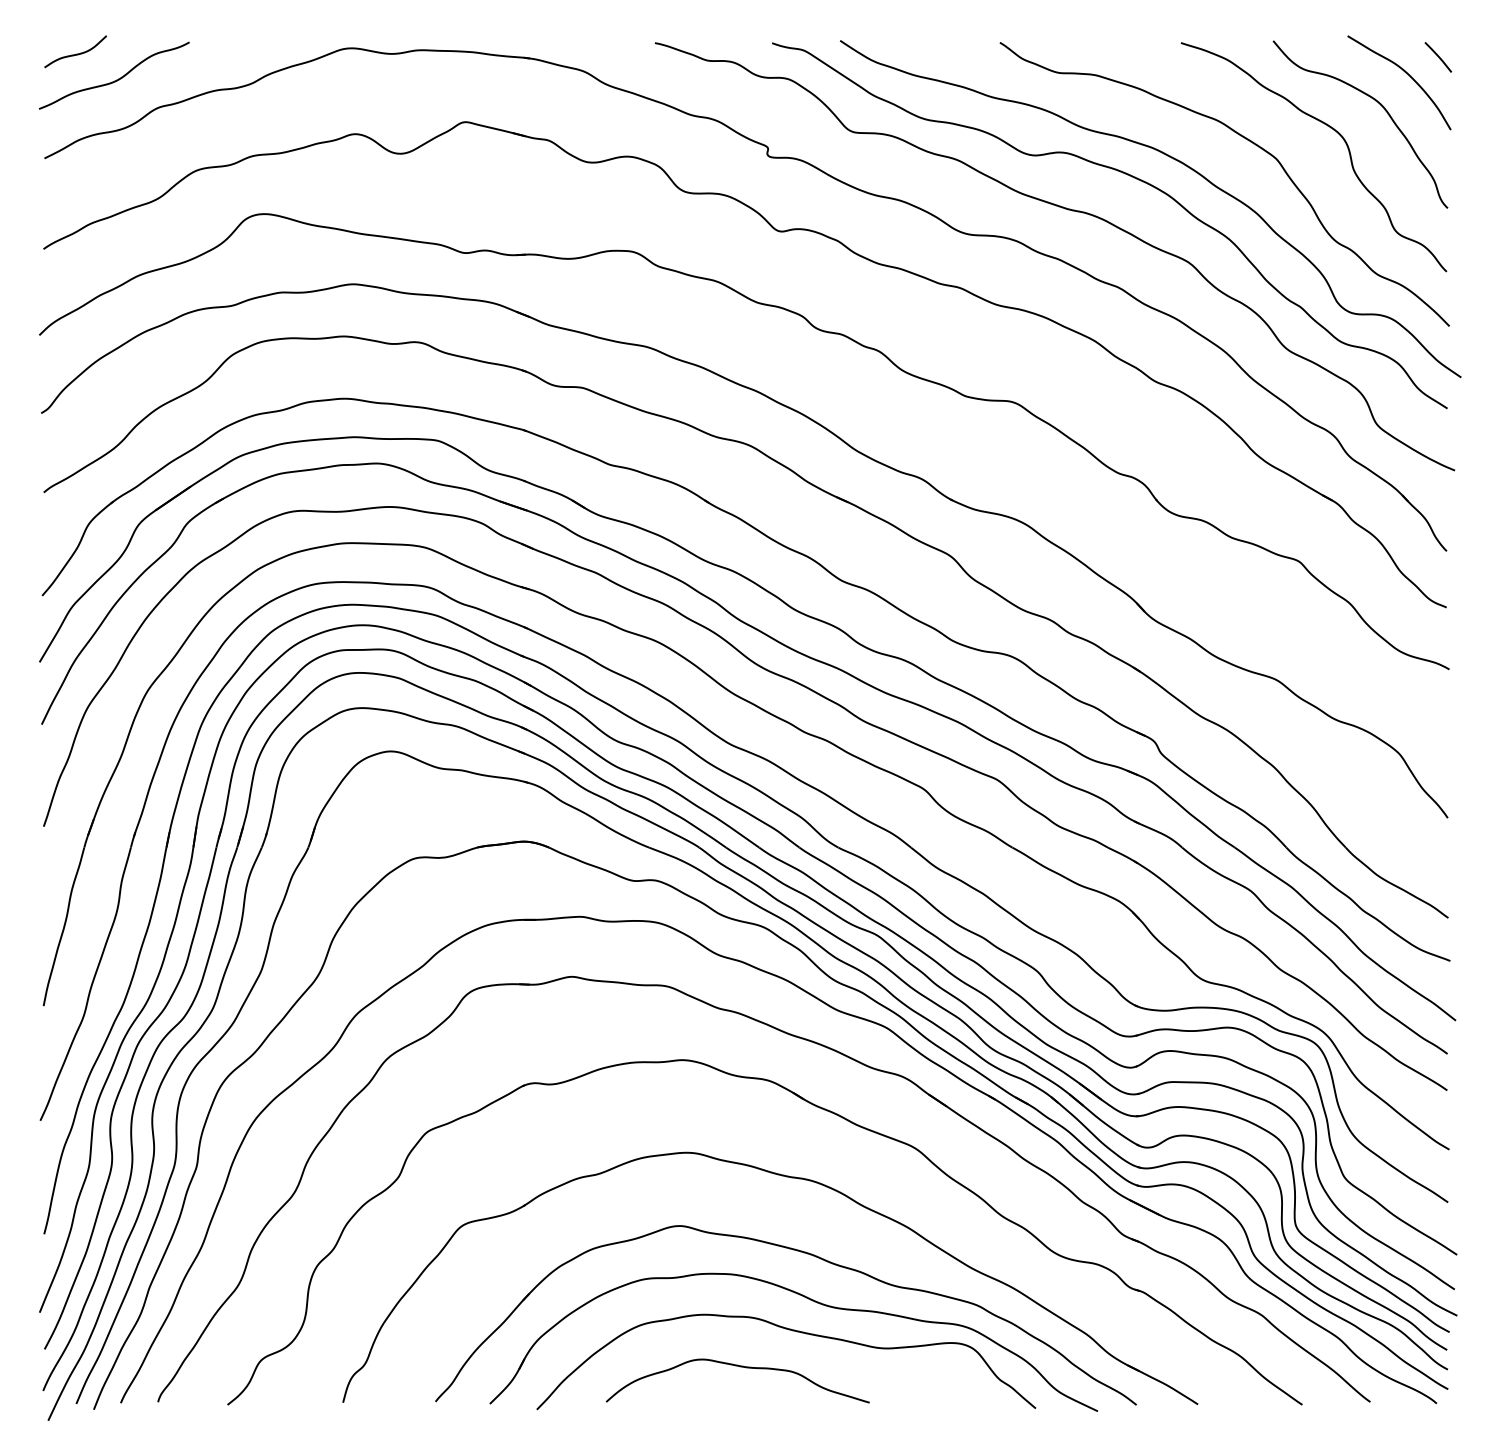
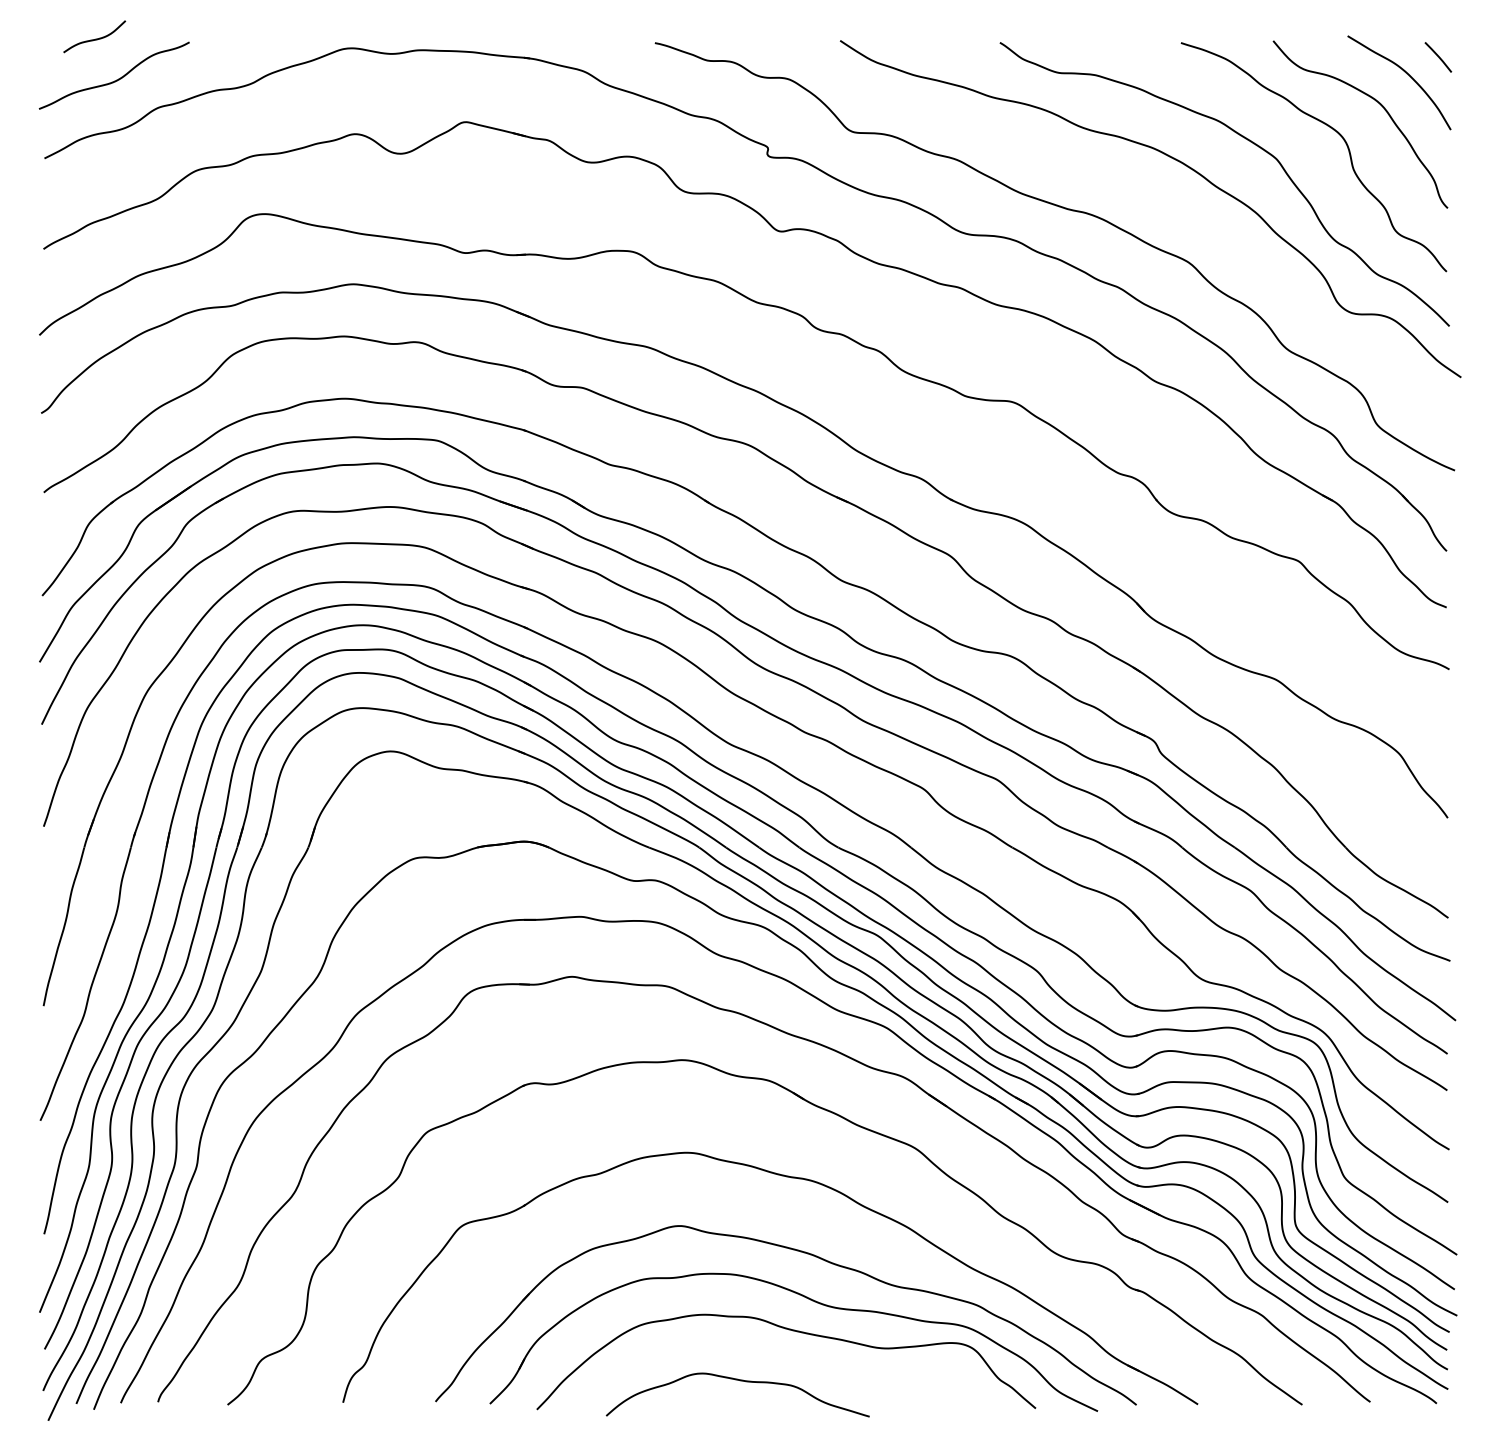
curve position: (76, 53) -> (95, 38) (95, 38)
curve: present -> none (1129, 176)
curve position: (740, 1367) -> (740, 1381) (740, 1381)
